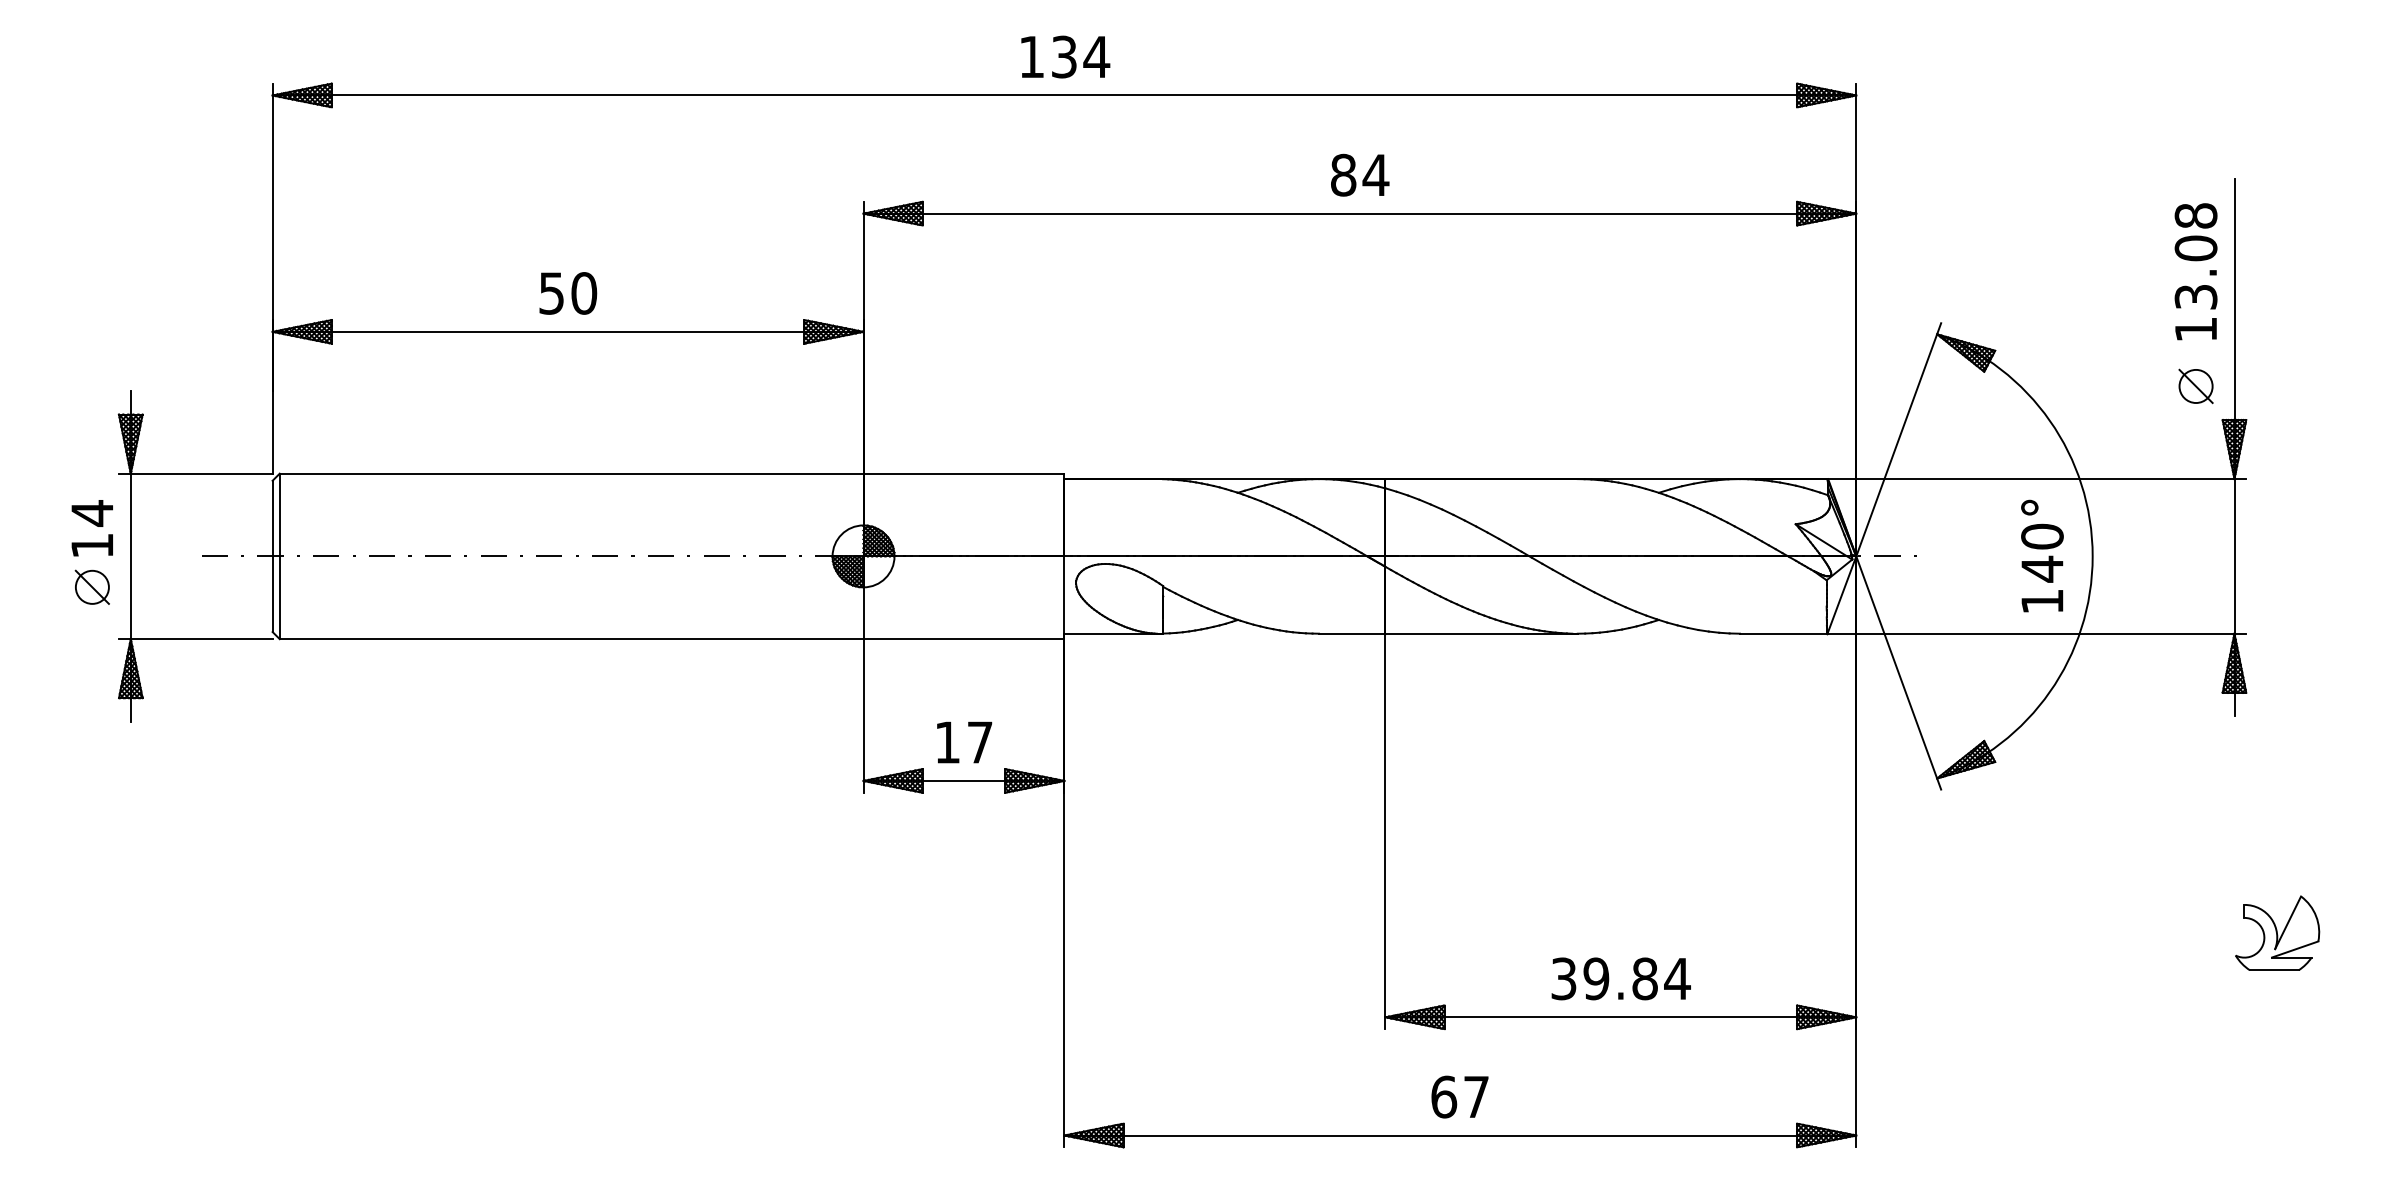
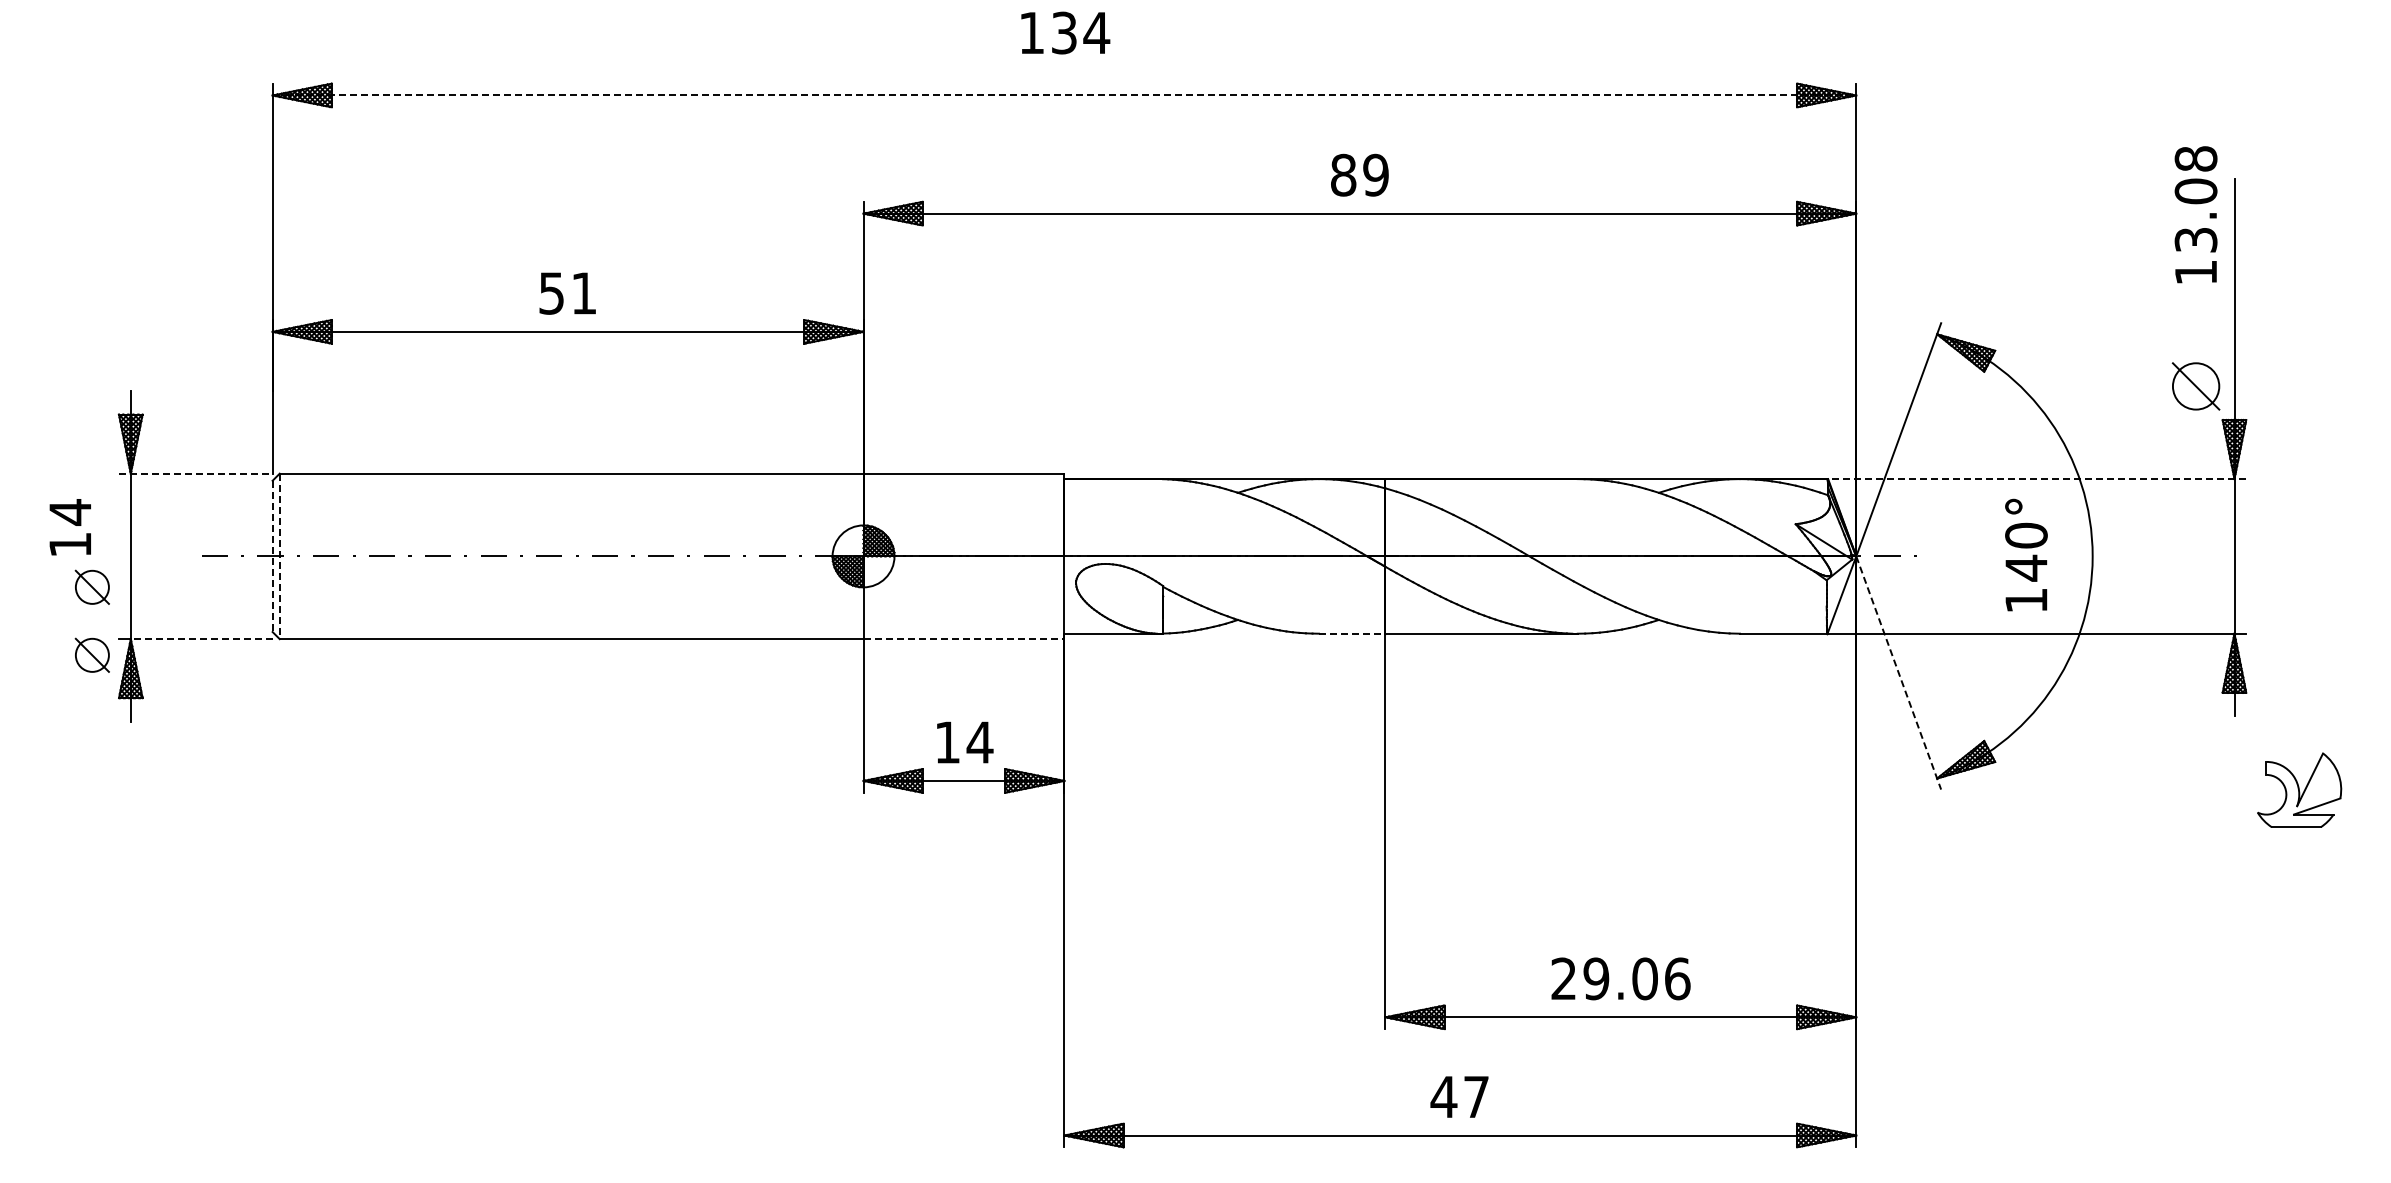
text position: (1065, 56) -> (1065, 32) (1065, 32)
line: solid -> dashed (1064, 95)
text: 84 -> 89 (1375, 174)
text position: (2195, 271) -> (2195, 214) (2195, 214)
text: 50 -> 51 (584, 293)
part size: 36x37 px -> 50x49 px (2195, 386)
line: solid -> dashed (195, 473)
line: solid -> dashed (2036, 479)
text position: (91, 528) -> (69, 527) (69, 527)
text position: (2042, 555) -> (2026, 554) (2026, 554)
line: solid -> dashed (272, 556)
line: solid -> dashed (279, 556)
line: solid -> dashed (1352, 633)
line: solid -> dashed (201, 639)
line: solid -> dashed (964, 639)
part: none -> present (91, 654)
line: solid -> dashed (1898, 673)
text: 17 -> 14 (979, 742)
part position: (2277, 932) -> (2299, 789) (2299, 789)
text: 39.84 -> 29.06 (1620, 978)
text: 67 -> 47 (1443, 1096)
